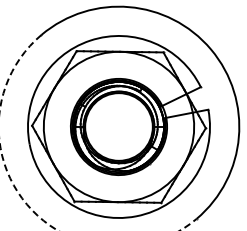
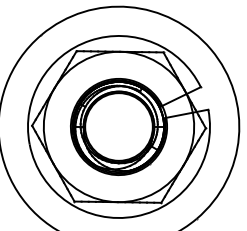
arc: dashed -> solid (4, 164)
